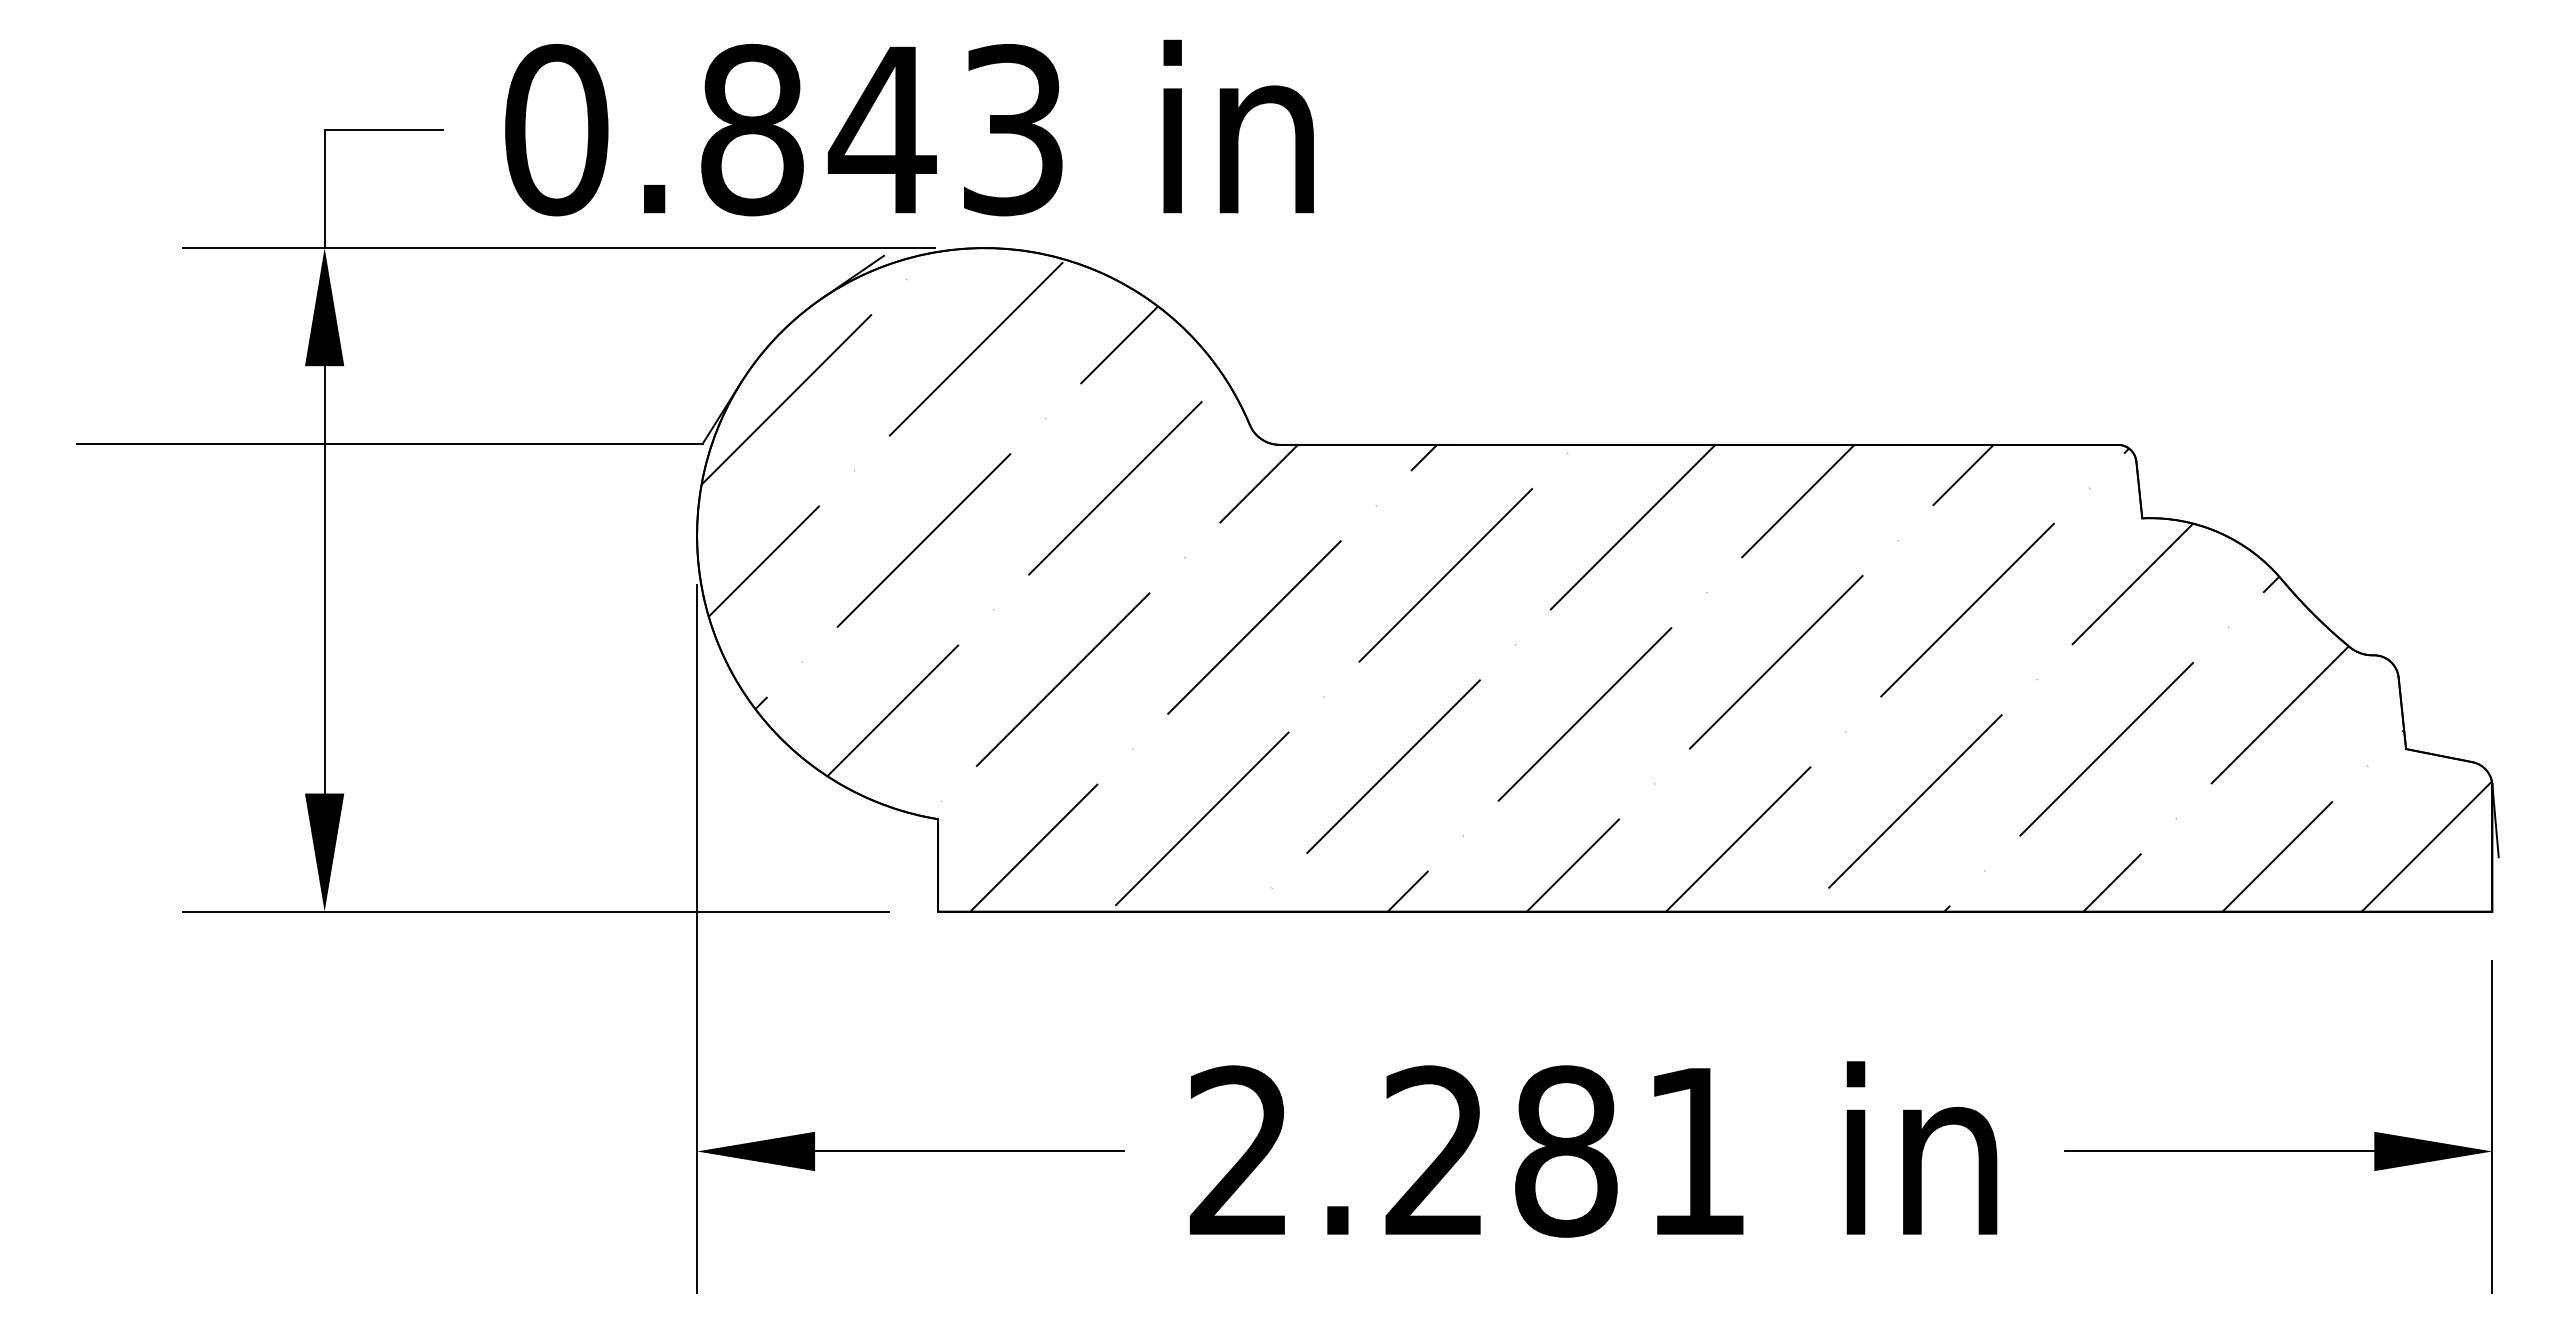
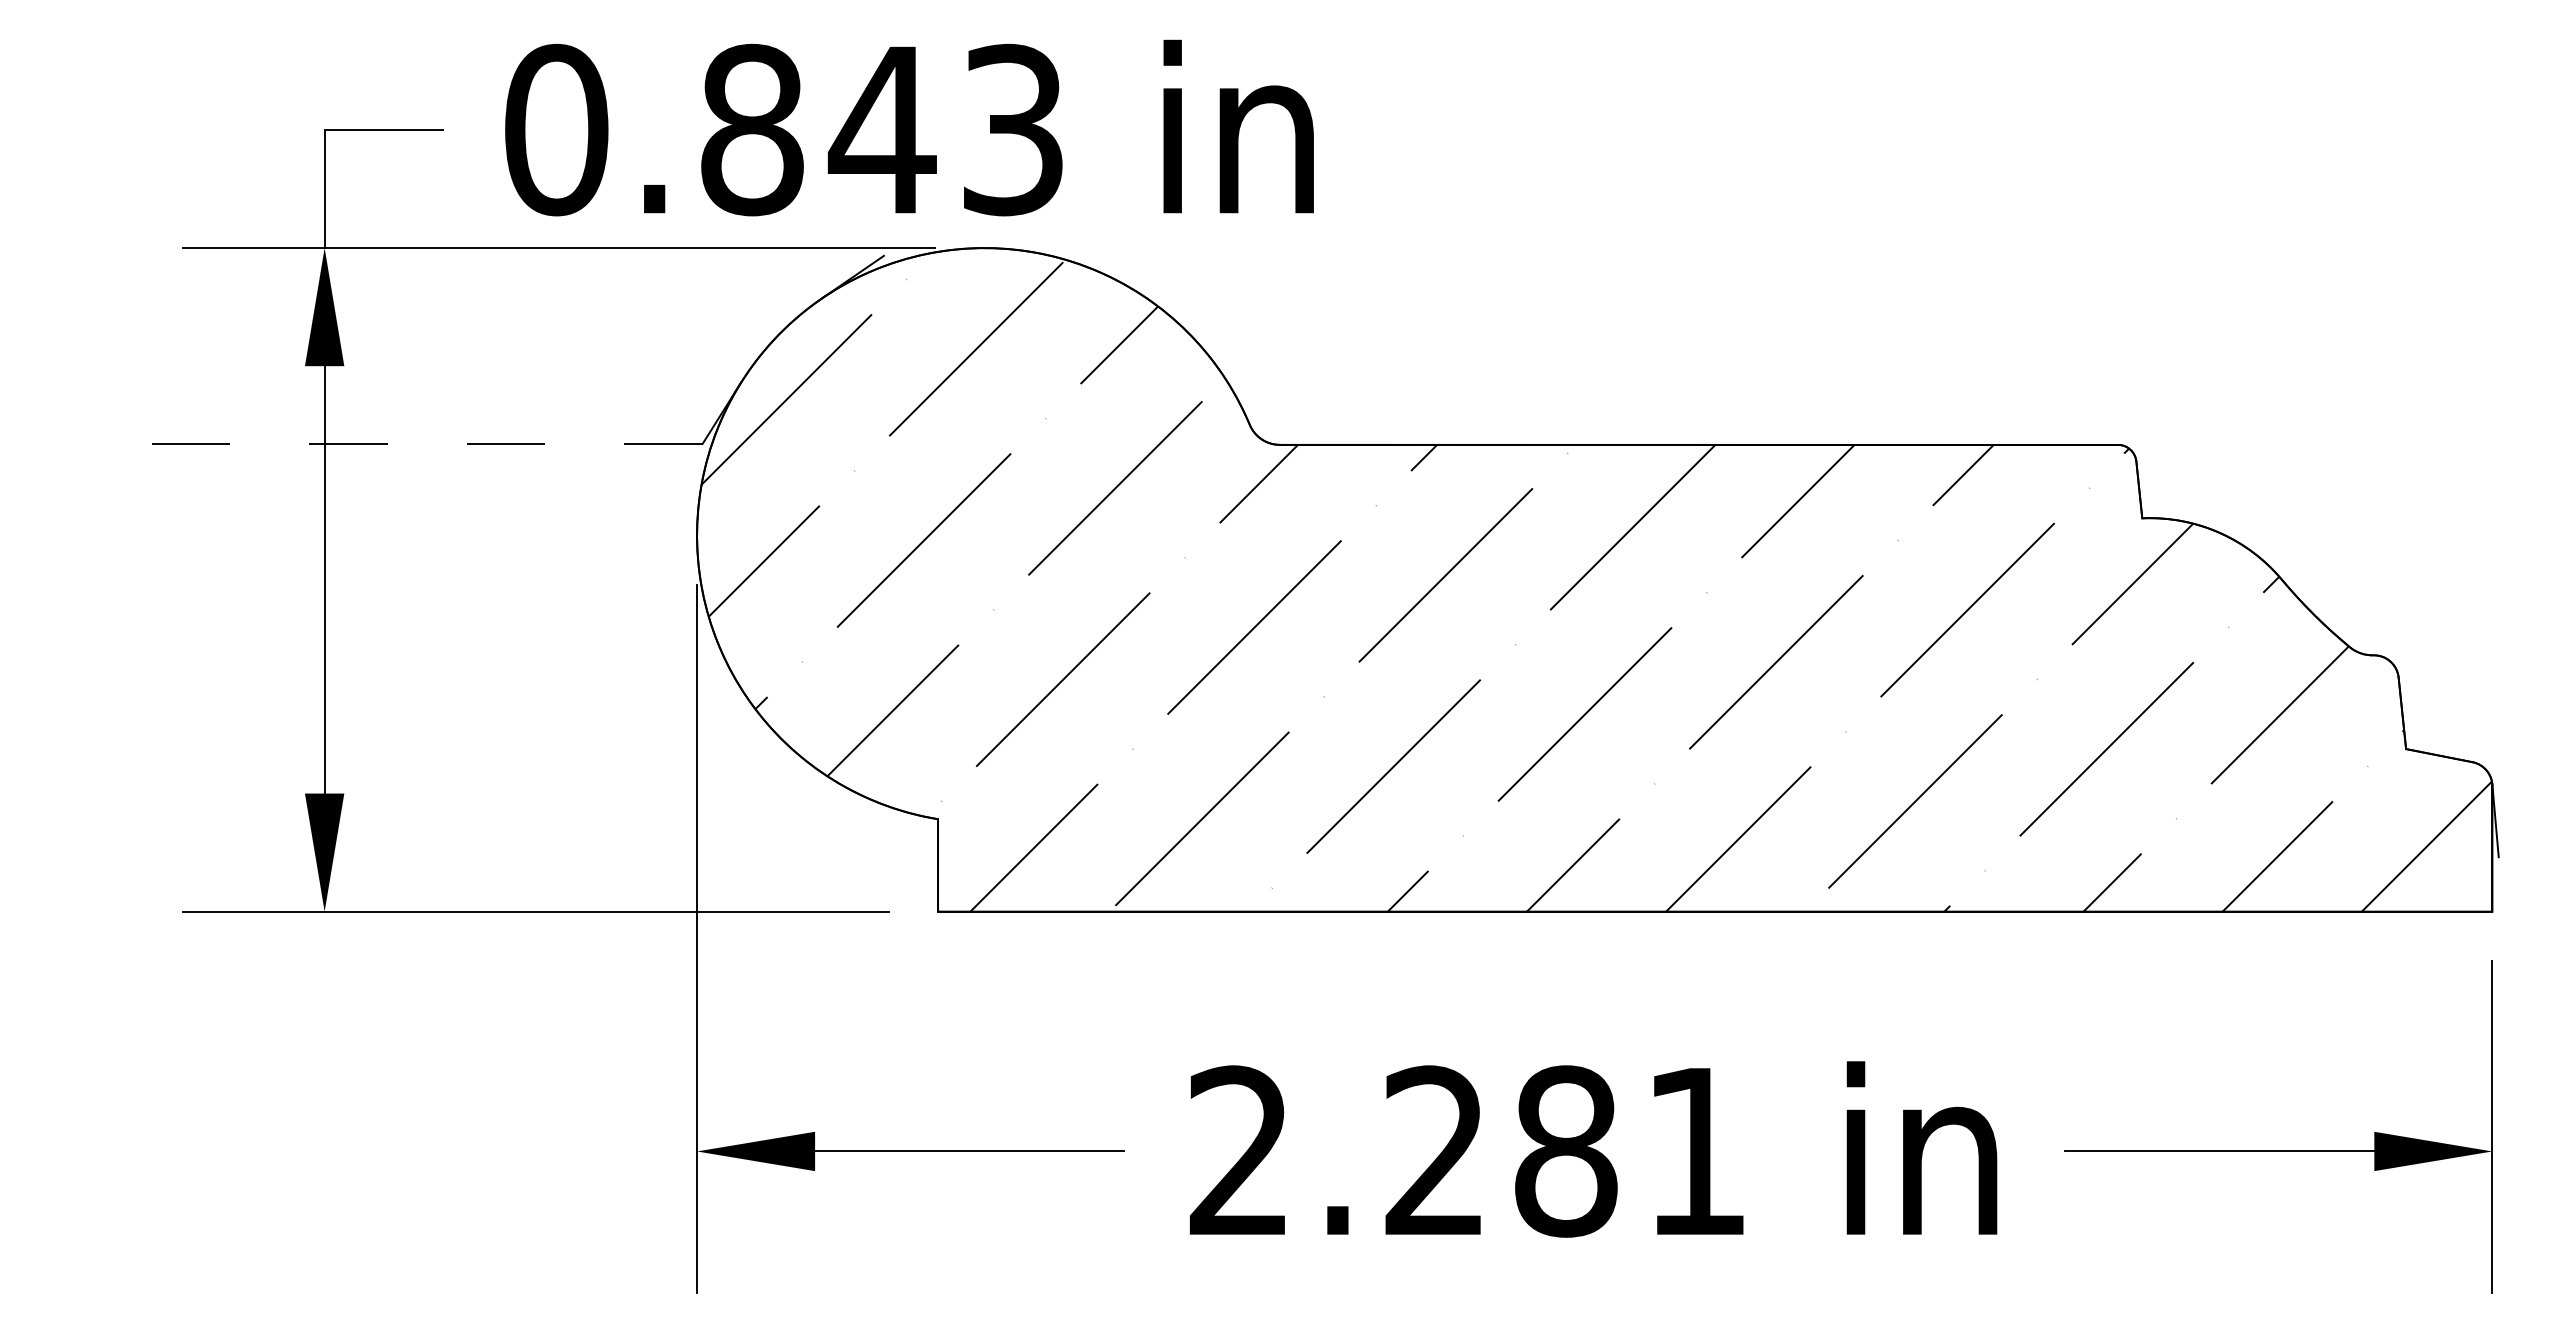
line: solid -> dashed (389, 443)
